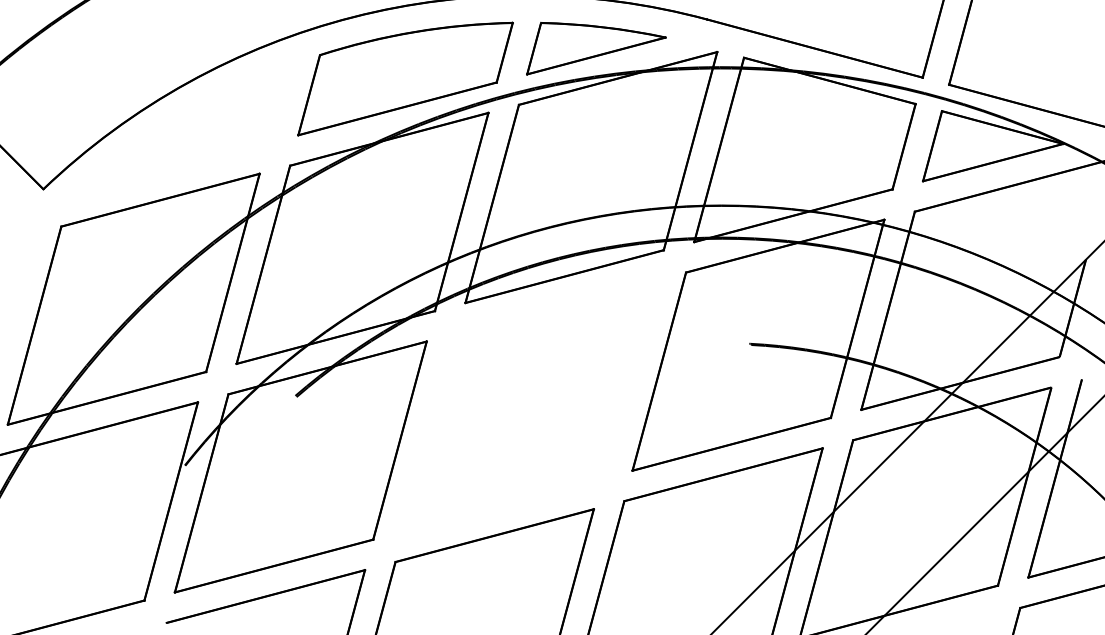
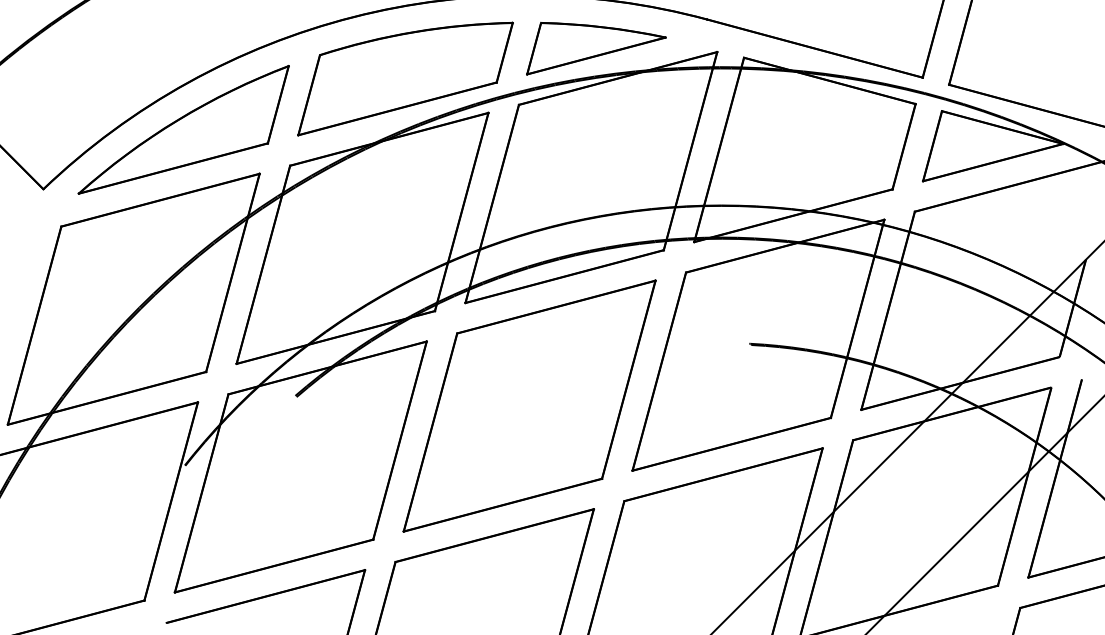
part: none -> present (183, 129)
part: none -> present (529, 405)
